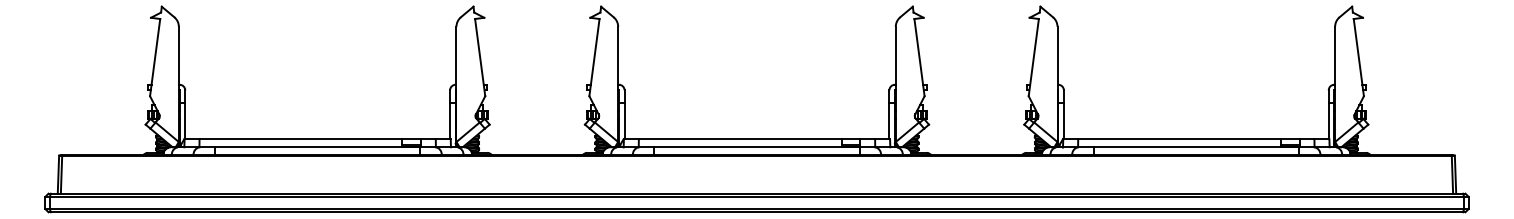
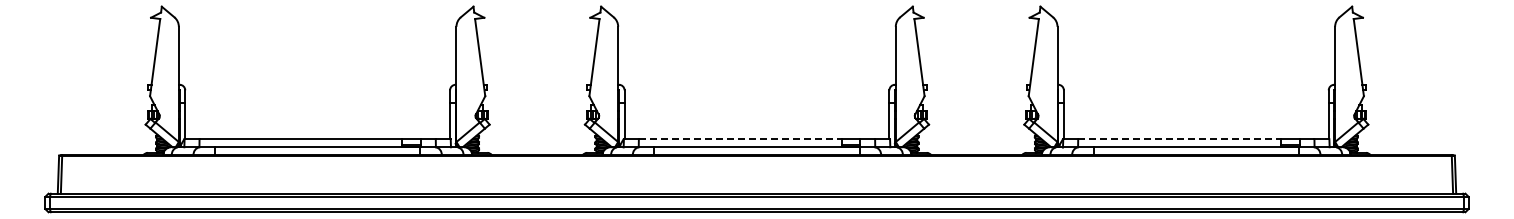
line: solid -> dashed (740, 139)
line: solid -> dashed (1180, 139)
